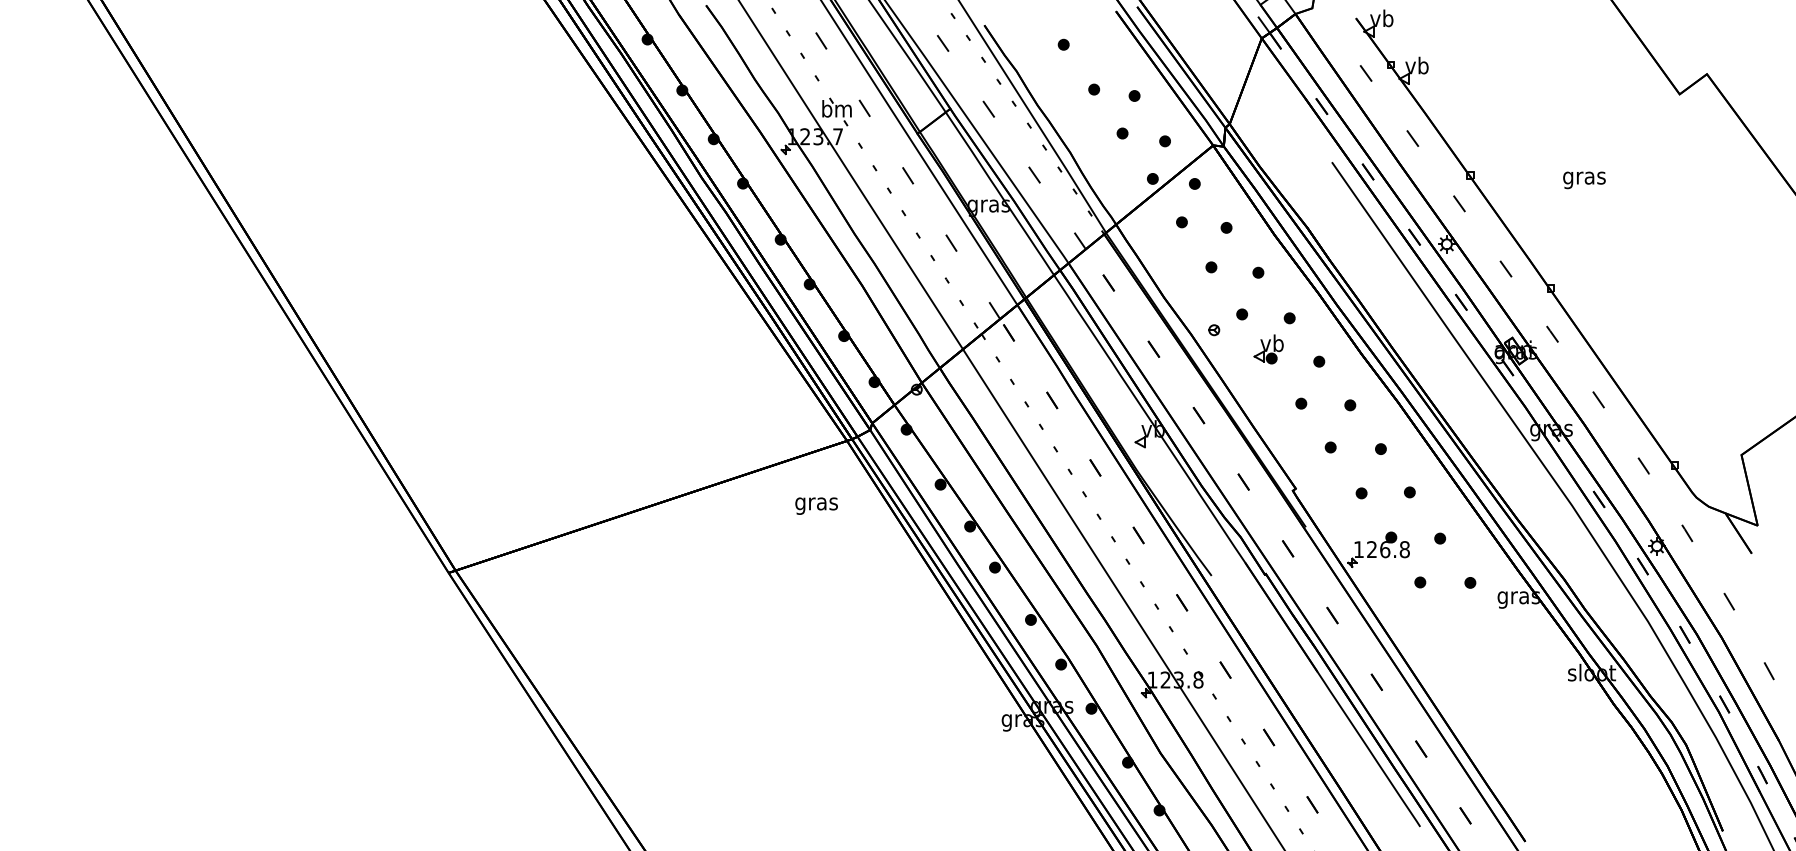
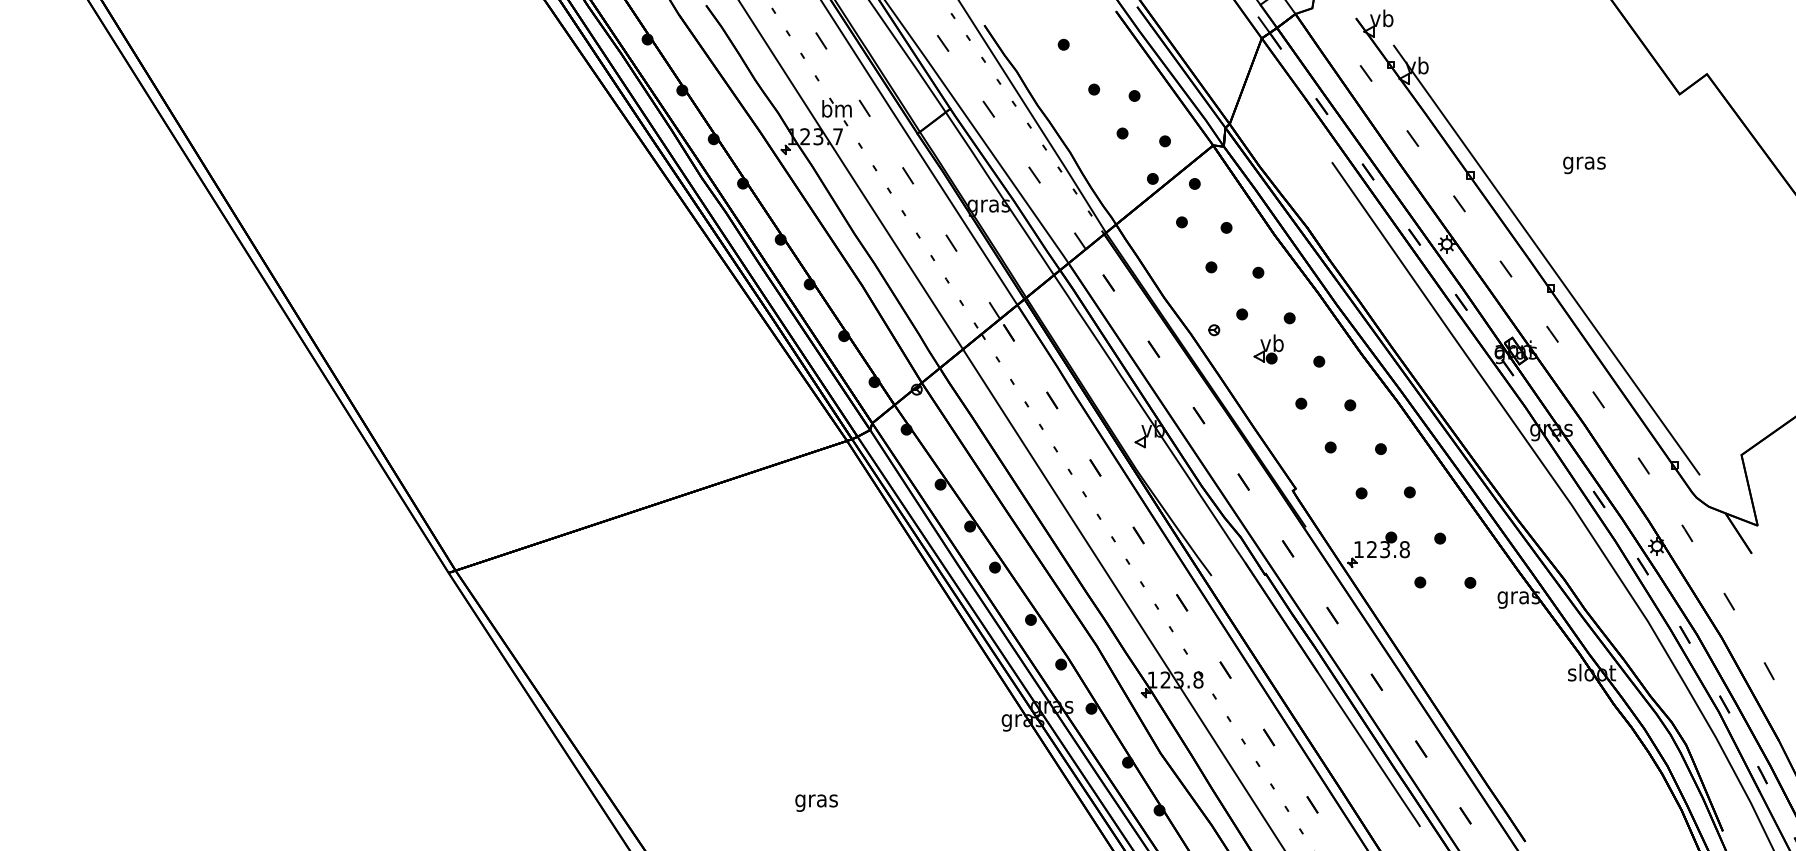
text position: (1584, 180) -> (1584, 165) (1584, 165)
line: none -> present (1546, 259)
text position: (816, 505) -> (816, 802) (816, 802)
text: 126.8 -> 123.8 (1385, 549)
